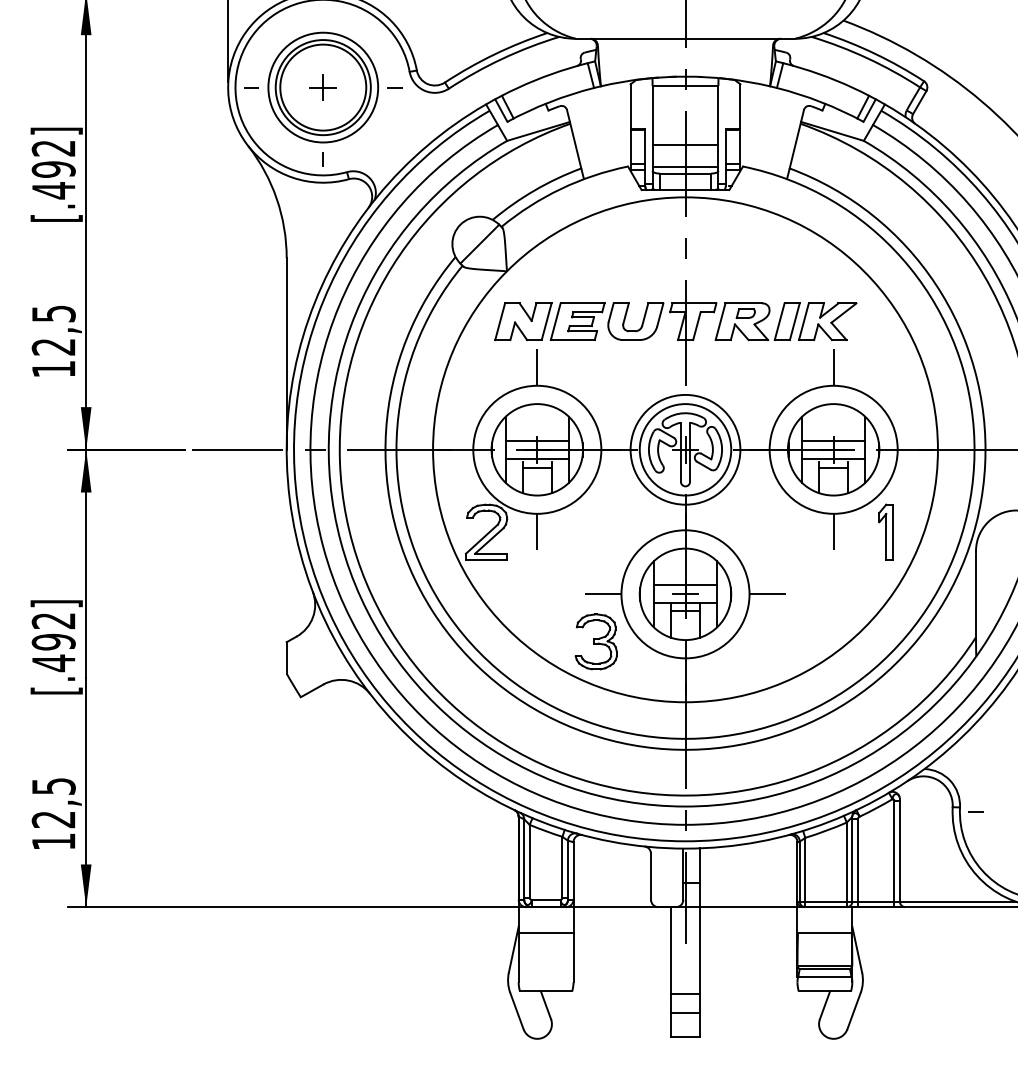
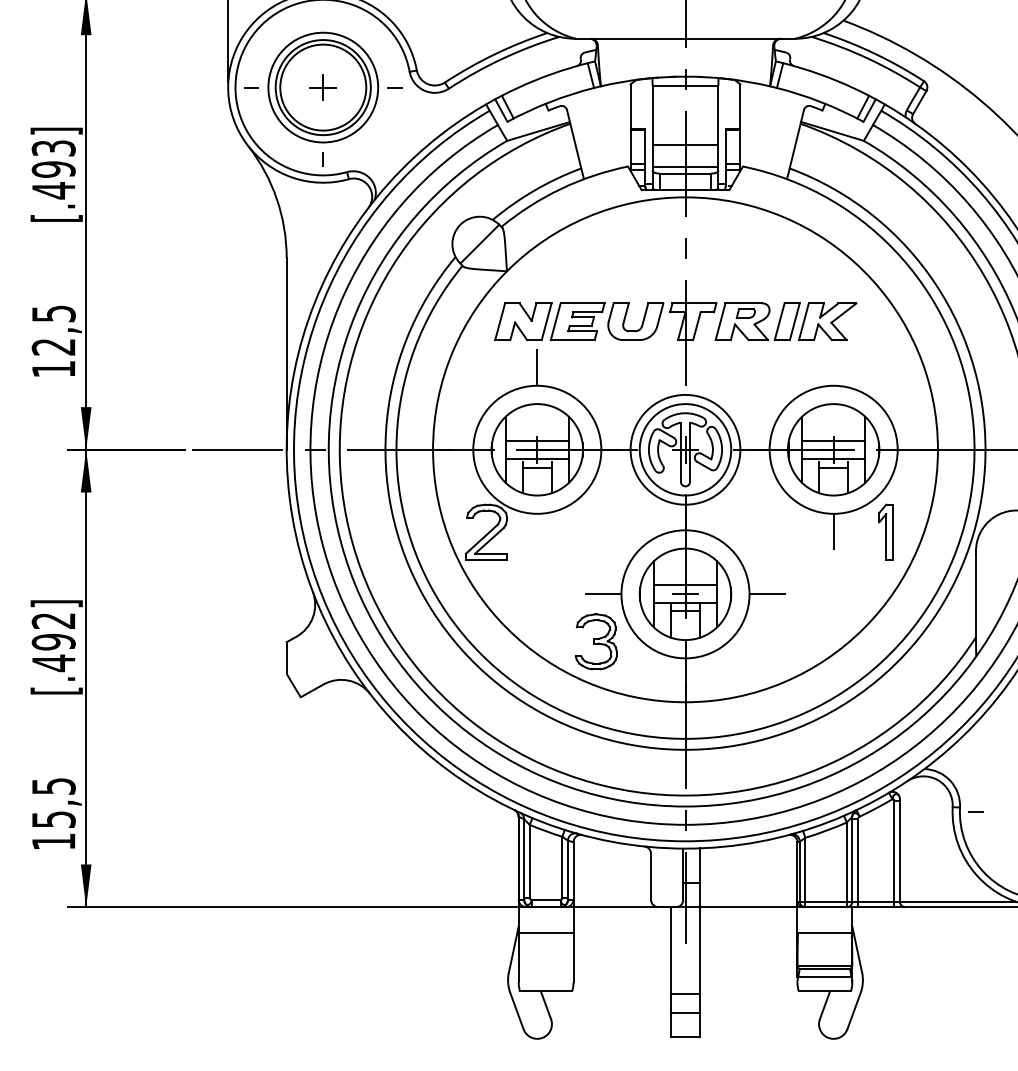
text: [.492] -> [.493] (53, 148)
line: present -> none (833, 367)
line: present -> none (537, 531)
text: 12,5 -> 15,5 (53, 819)
